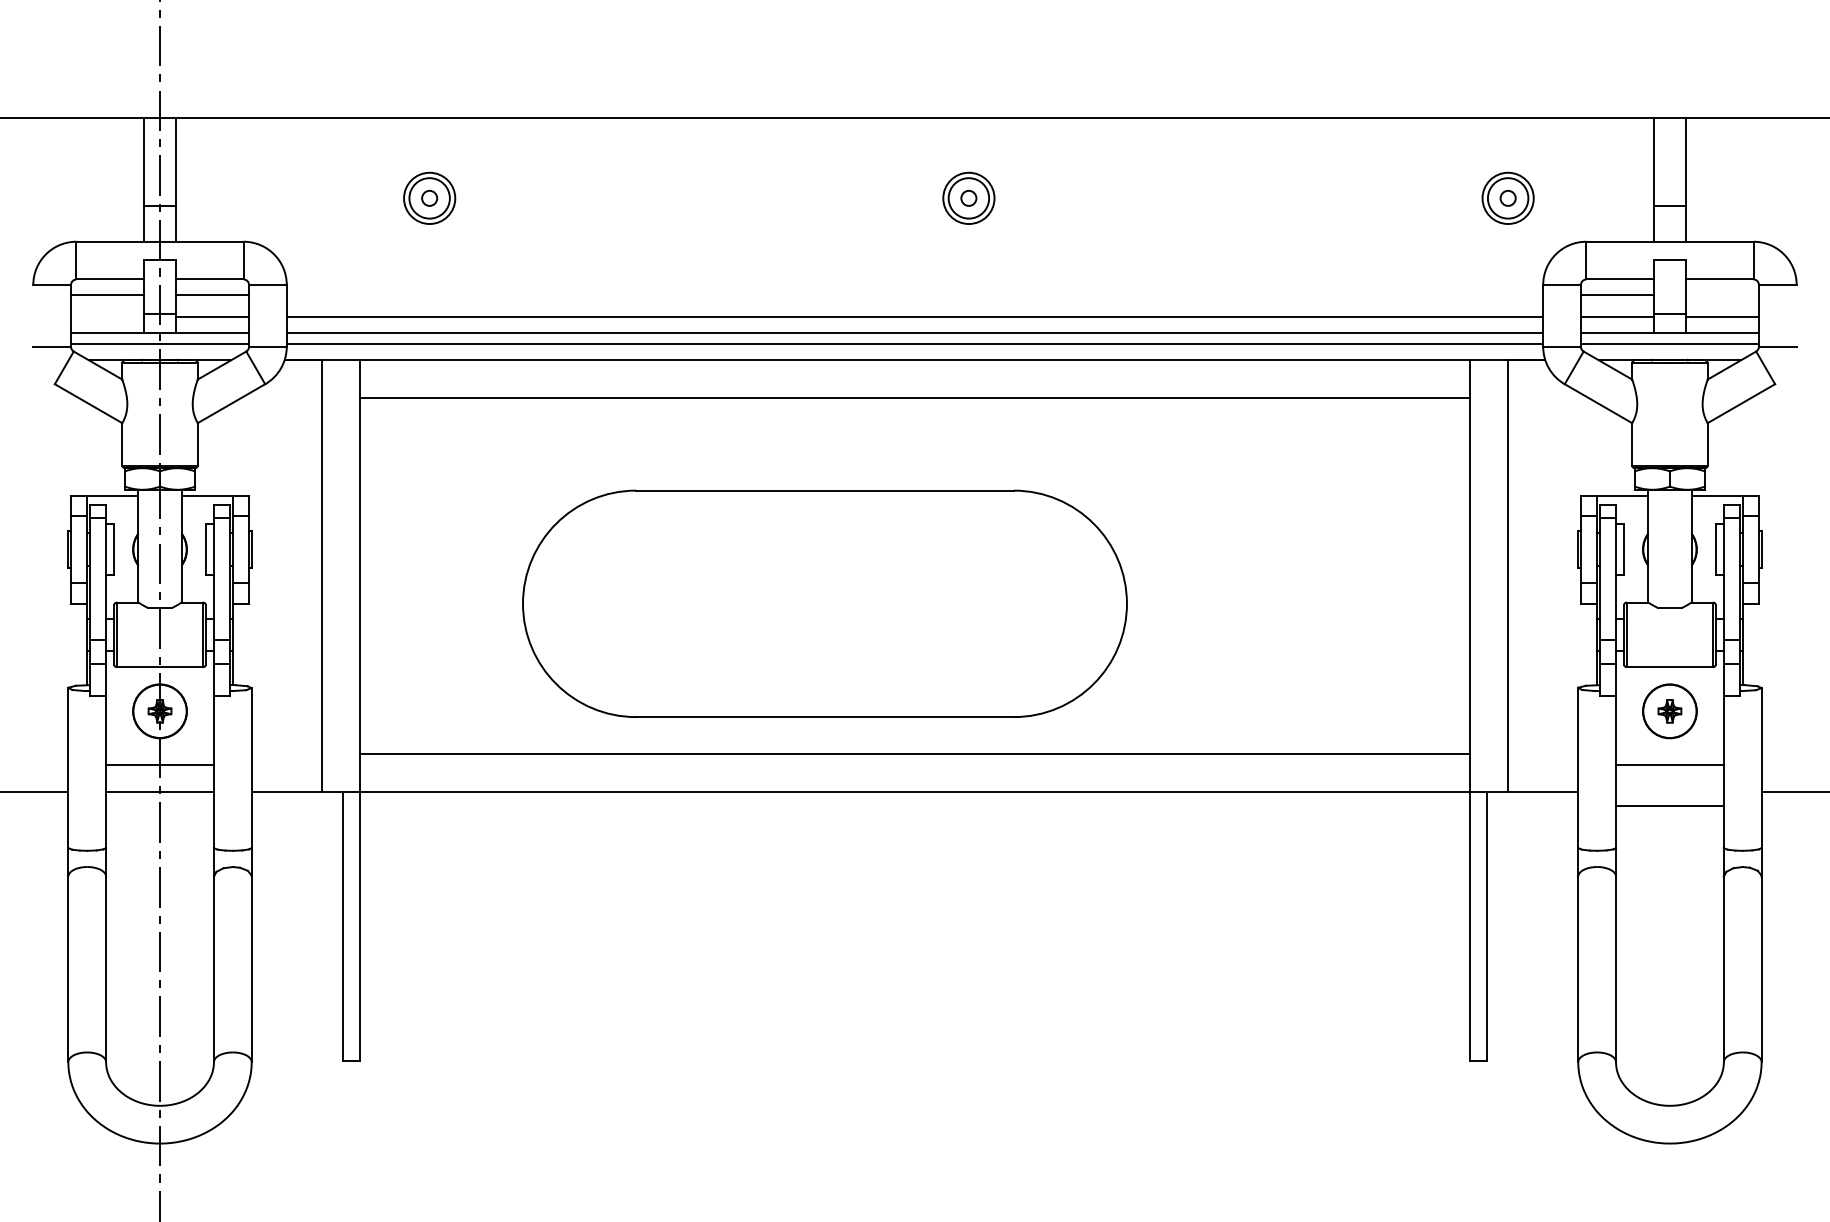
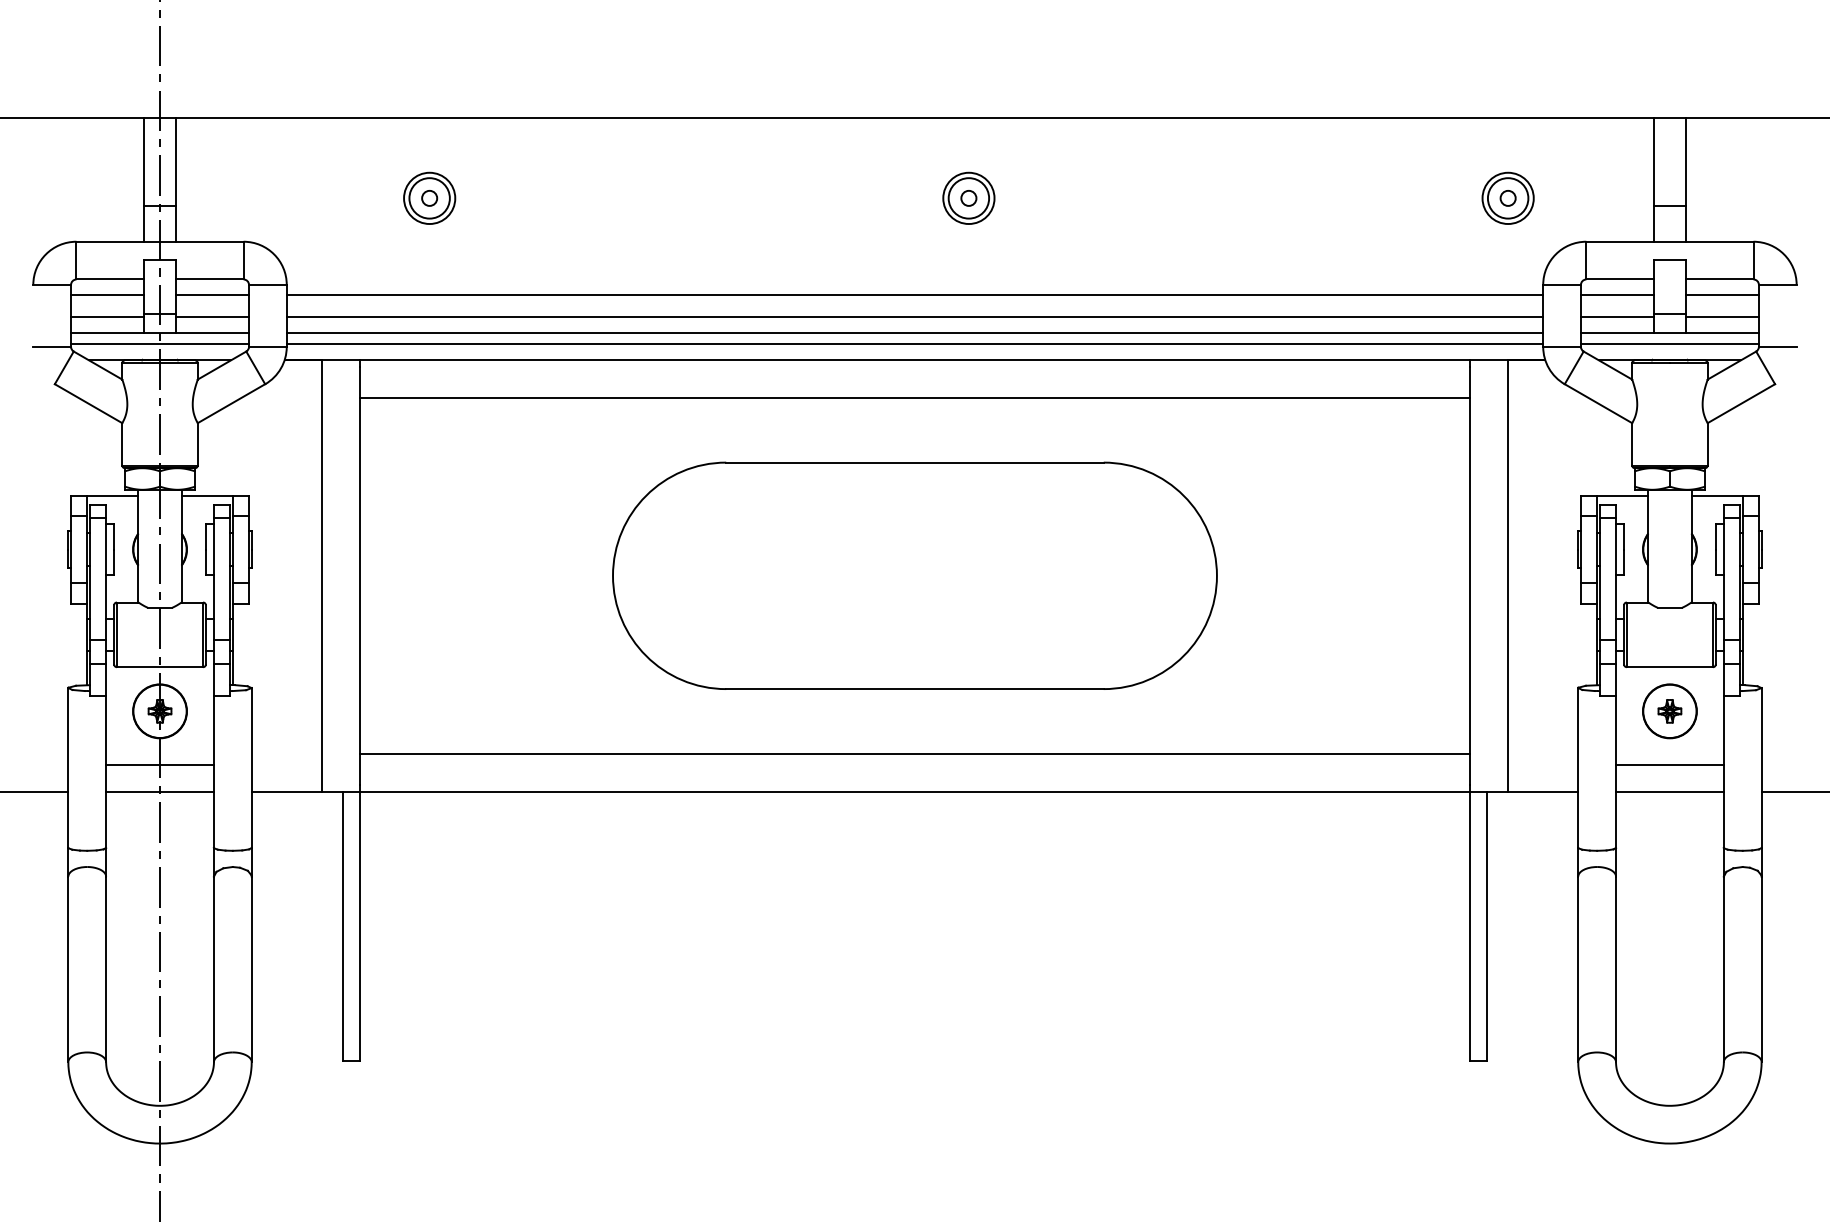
line: none -> present (914, 295)
line: none -> present (1722, 295)
line: none -> present (107, 317)
part position: (824, 603) -> (914, 575) (914, 575)
line position: (1669, 805) -> (1669, 791) (1669, 791)
